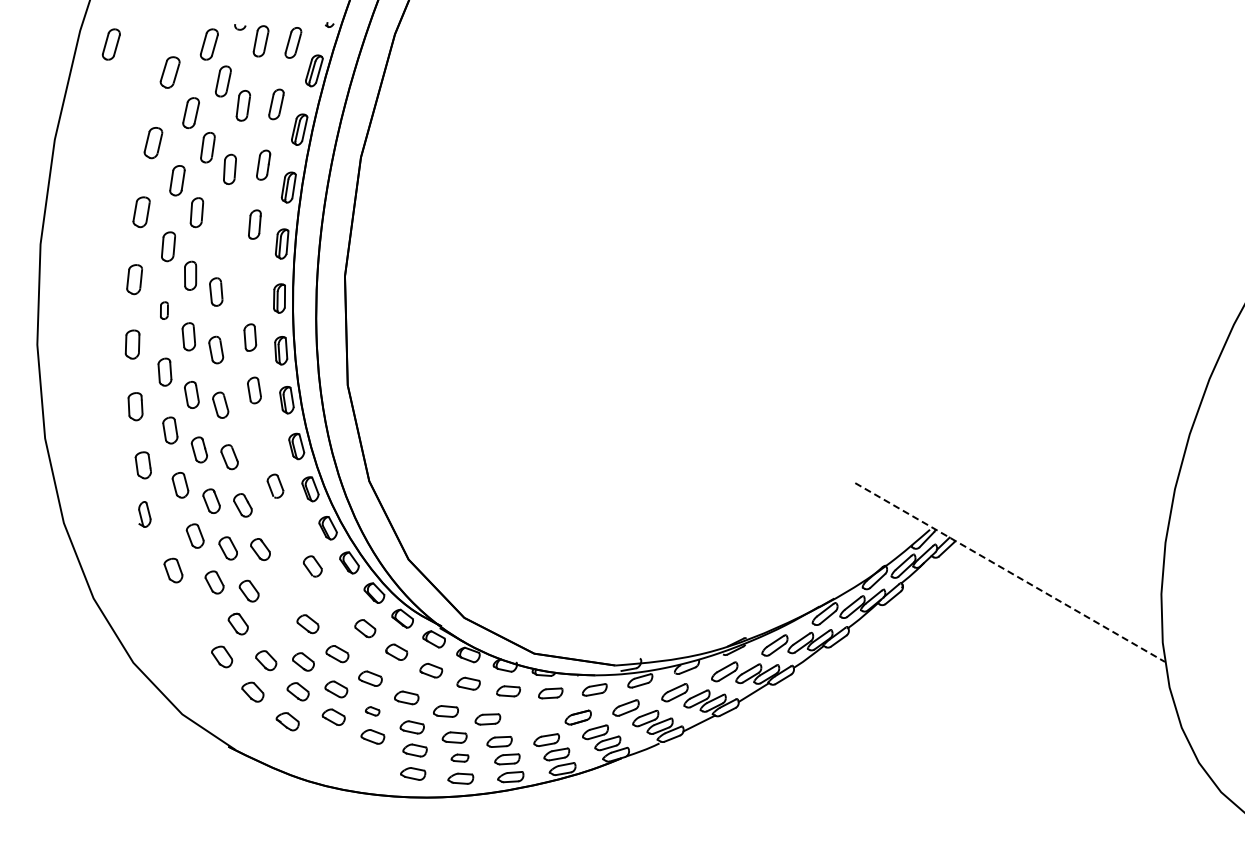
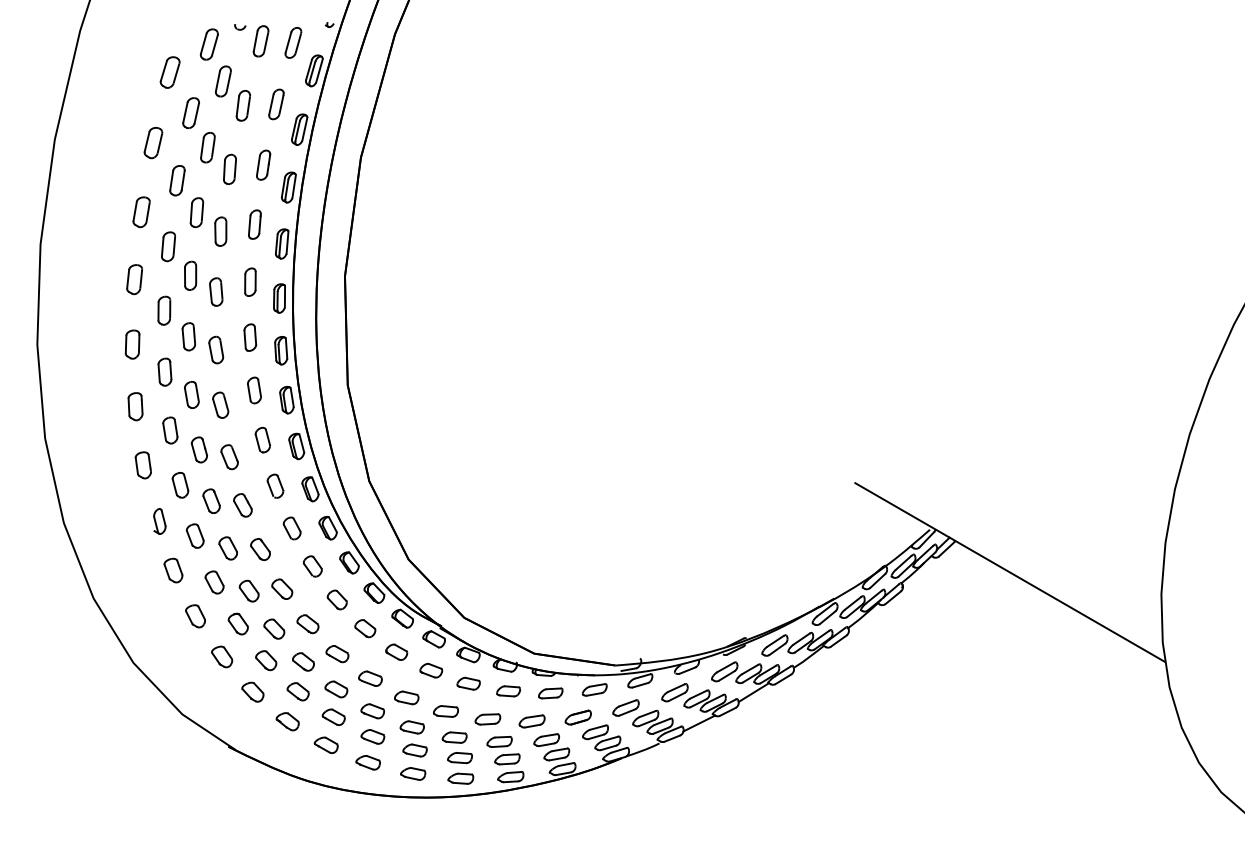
part: present -> none (110, 44)
part: none -> present (220, 231)
part: none -> present (250, 281)
part size: 9x19 px -> 15x31 px (164, 310)
part: none -> present (262, 439)
part position: (144, 514) -> (159, 521) (159, 521)
part: none -> present (291, 528)
line: dashed -> solid (1010, 572)
part: none -> present (282, 588)
part: none -> present (336, 599)
part: none -> present (195, 616)
part: none -> present (274, 628)
part size: 16x11 px -> 25x17 px (372, 711)
part: none -> present (531, 721)
part: none -> present (325, 744)
part size: 20x10 px -> 26x13 px (459, 758)
part: none -> present (367, 762)
